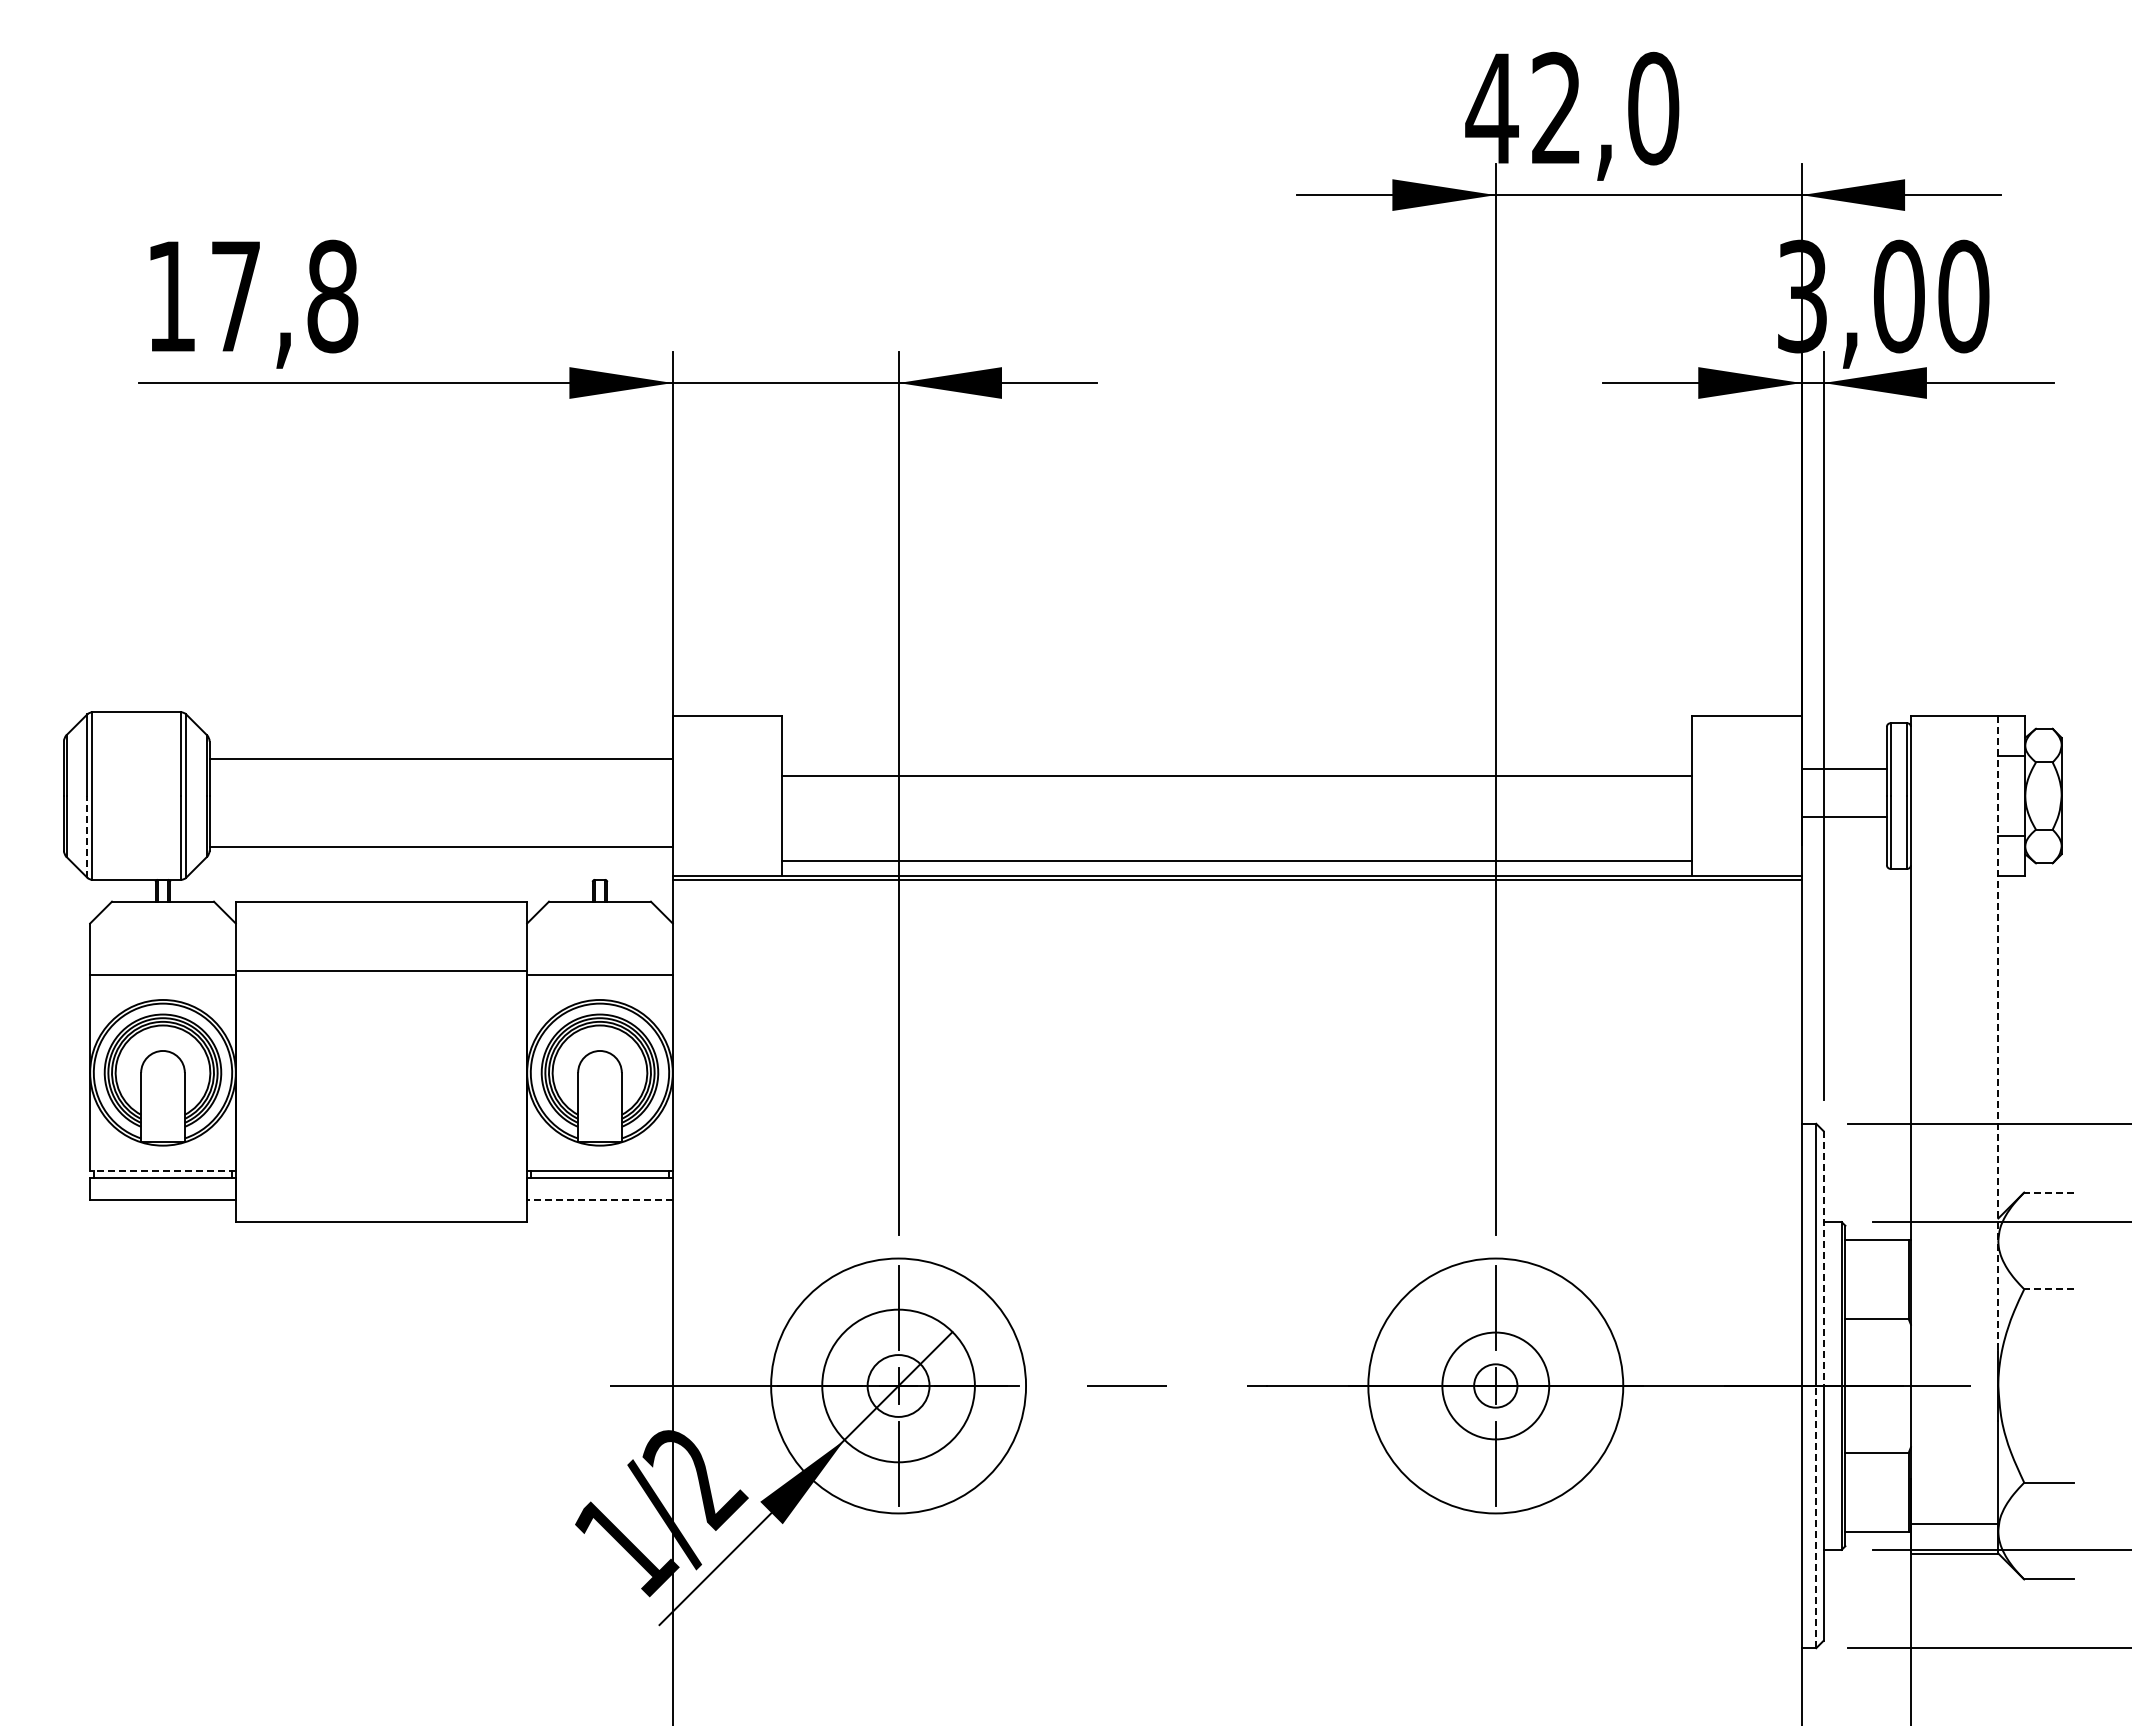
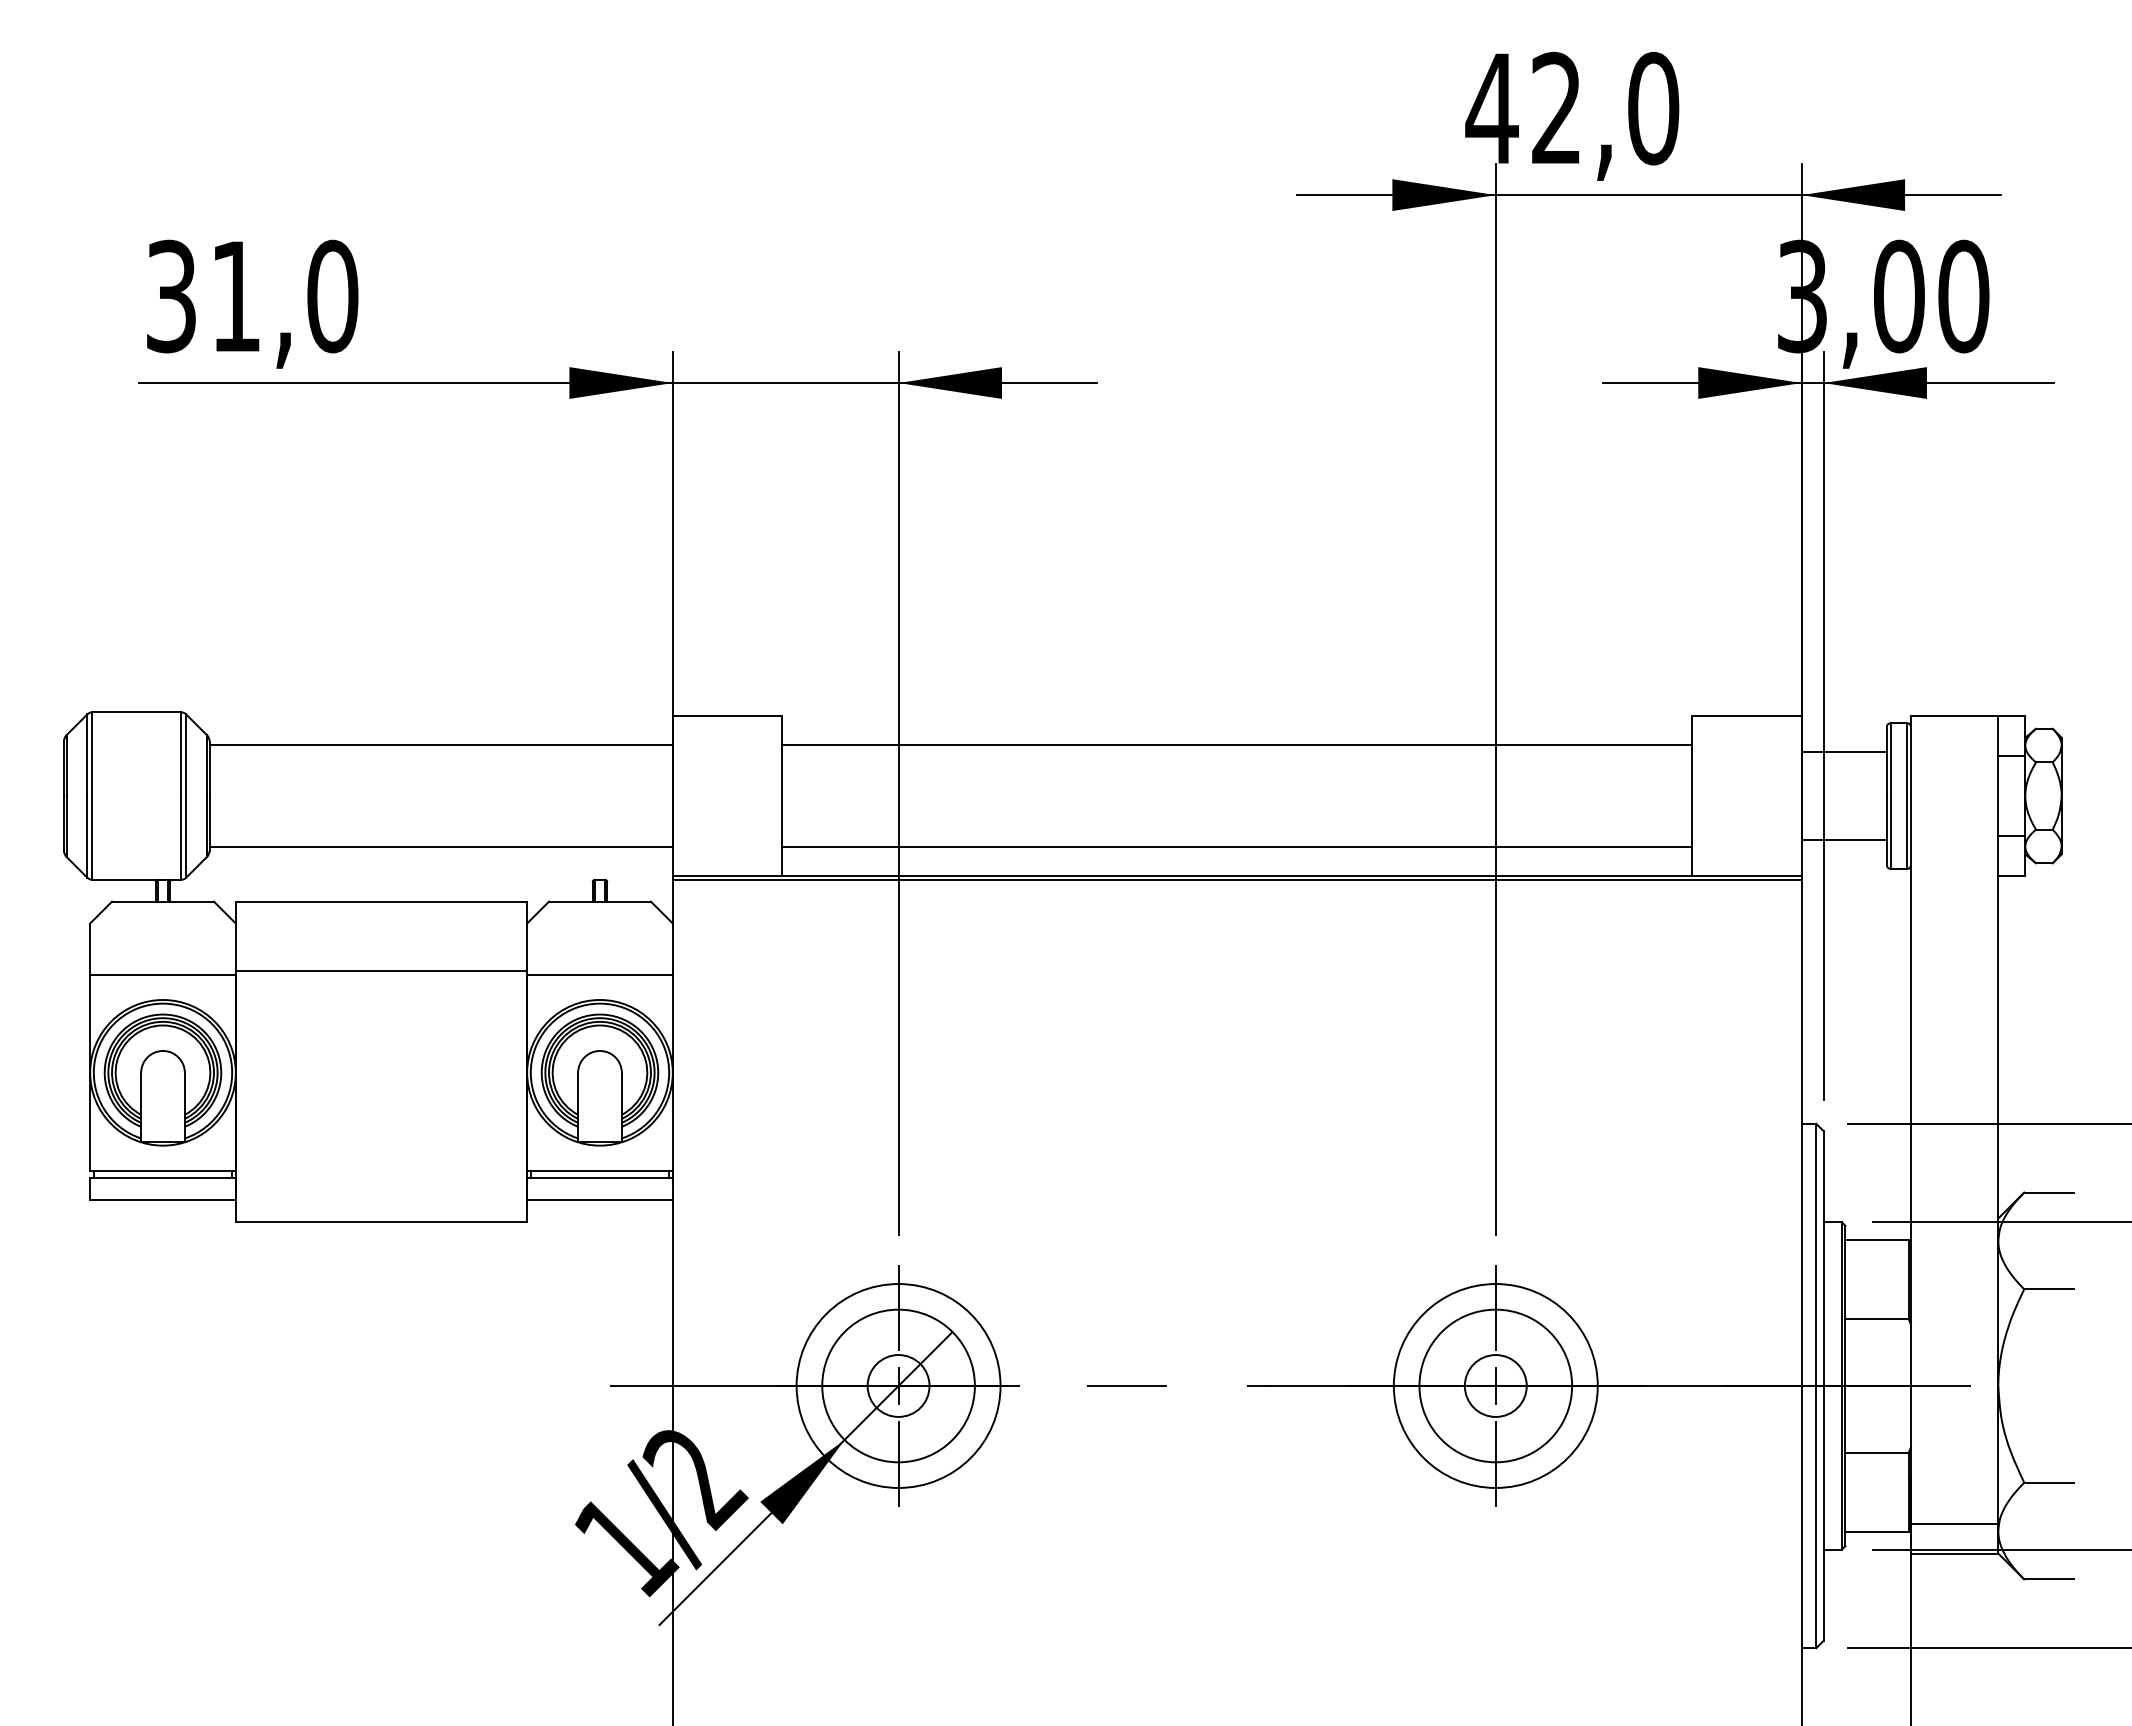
text: 17,8 -> 31,0 (252, 296)
line position: (440, 759) -> (440, 745) (440, 745)
line position: (1843, 769) -> (1843, 752) (1843, 752)
line position: (1237, 776) -> (1237, 745) (1237, 745)
line position: (1843, 816) -> (1843, 839) (1843, 839)
line: dashed -> solid (87, 836)
line position: (1237, 861) -> (1237, 847) (1237, 847)
line: dashed -> solid (1998, 1033)
line: dashed -> solid (163, 1171)
line: dashed -> solid (2048, 1192)
line: dashed -> solid (599, 1200)
line: dashed -> solid (1823, 1259)
line: dashed -> solid (2048, 1289)
circle diameter: 255 px -> 204 px (898, 1385)
circle diameter: 107 px -> 153 px (1495, 1385)
circle diameter: 255 px -> 204 px (1495, 1385)
circle diameter: 43 px -> 62 px (1495, 1385)
line: dashed -> solid (1816, 1516)
